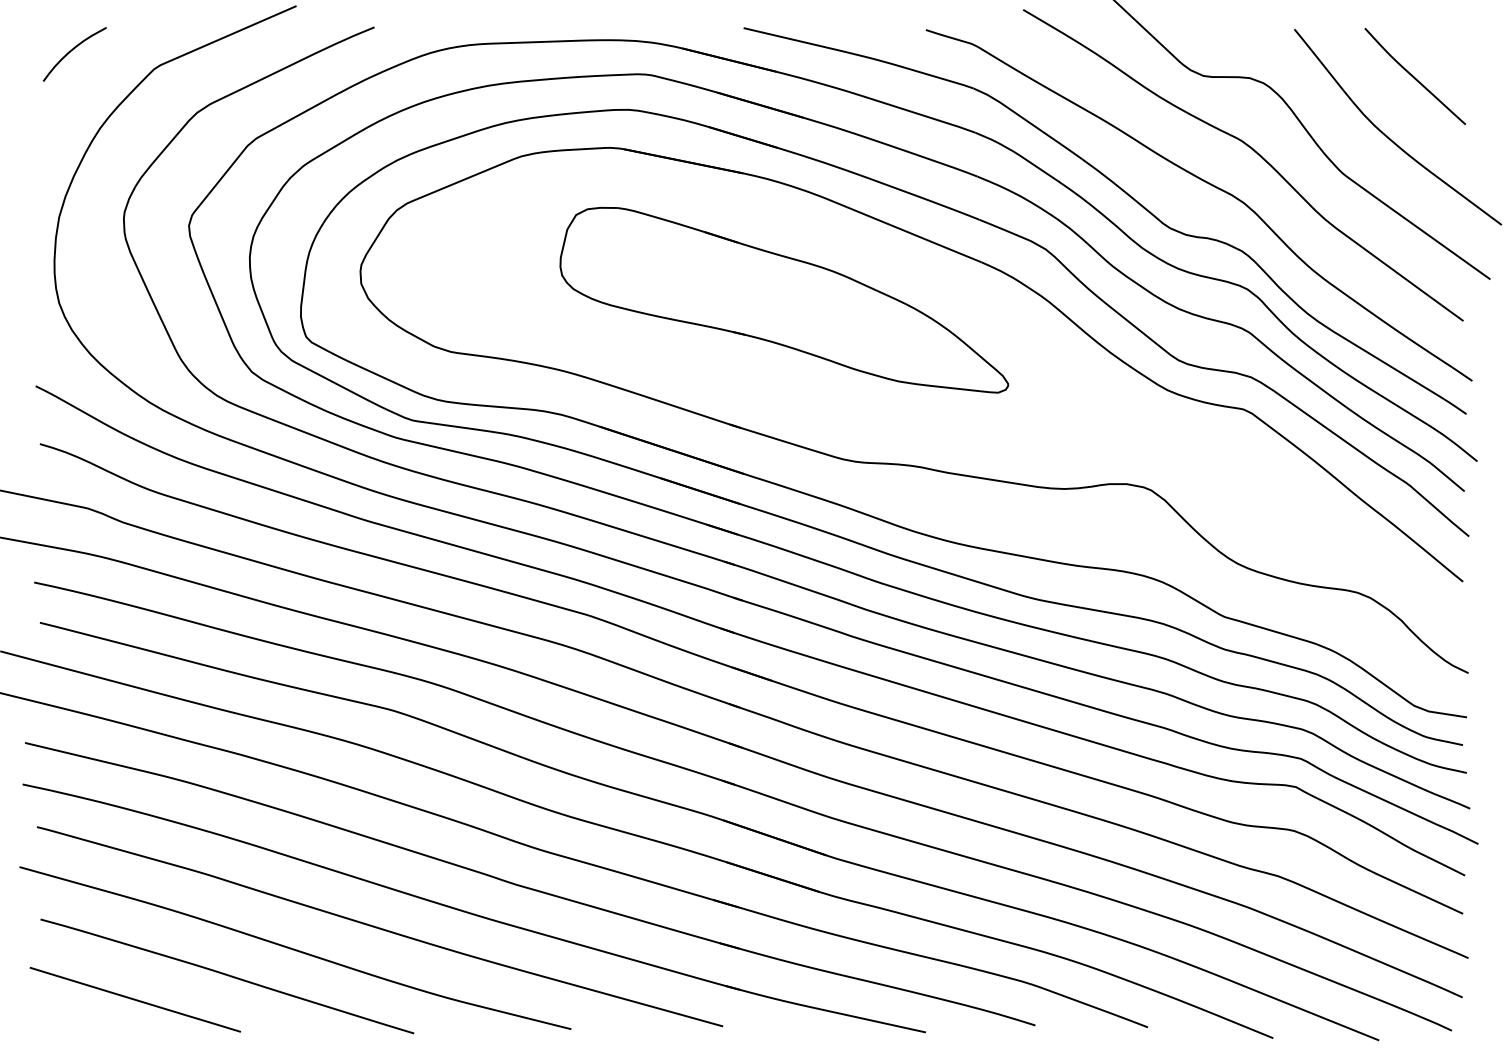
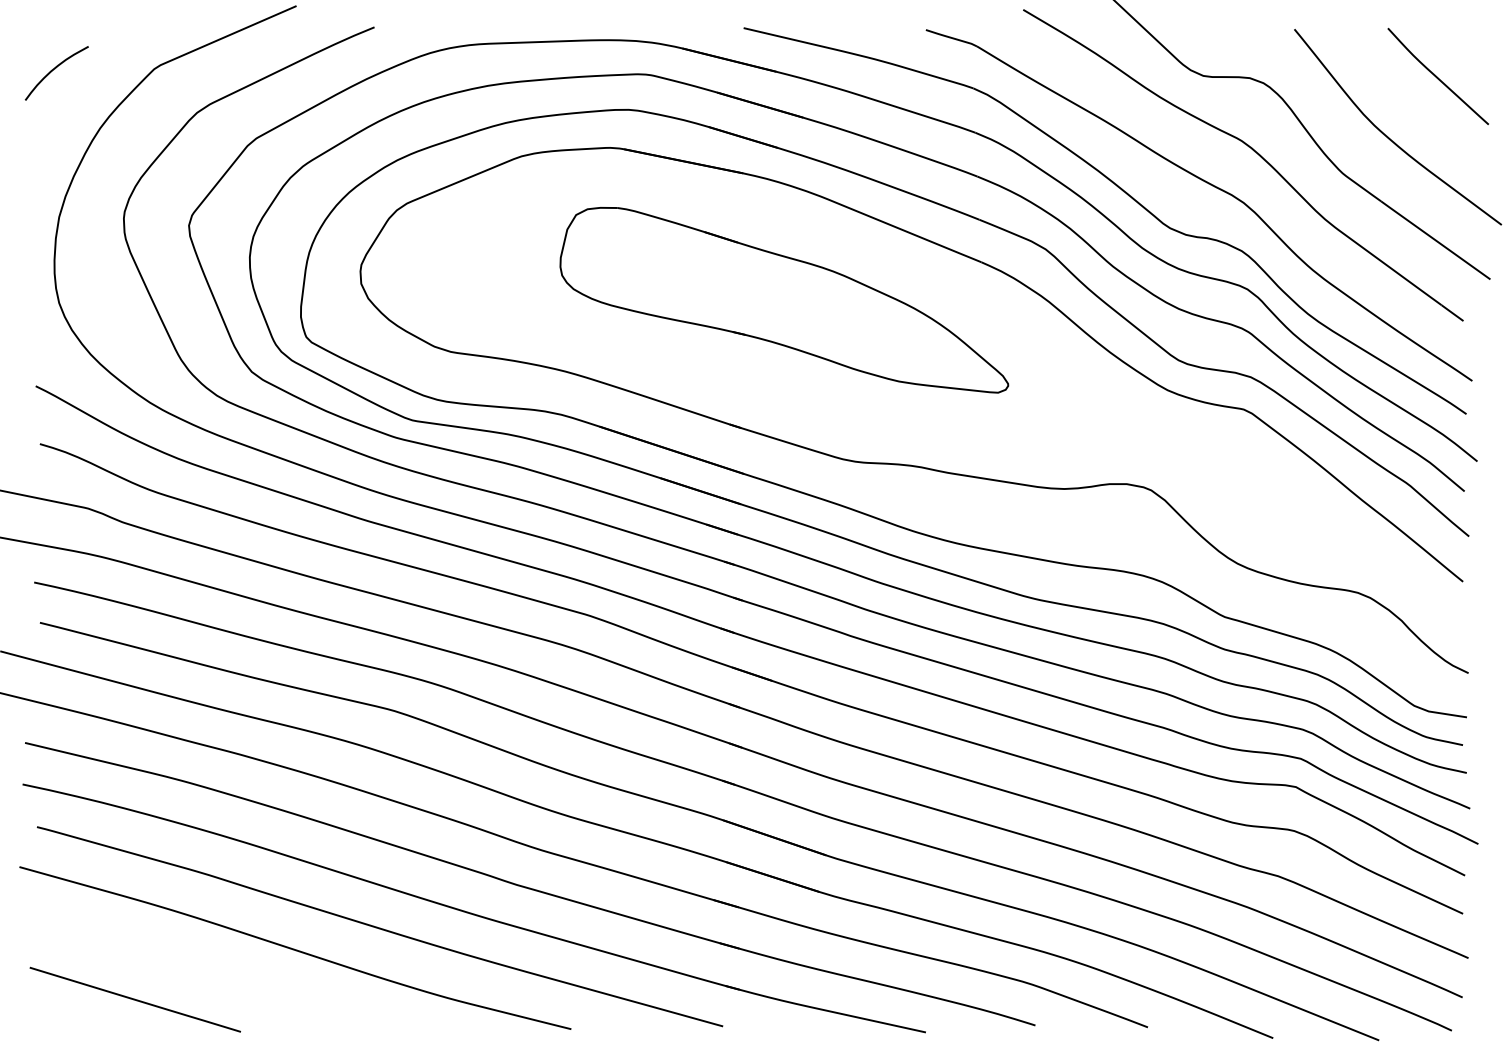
curve position: (73, 50) -> (55, 69) (55, 69)
curve position: (1414, 76) -> (1437, 76) (1437, 76)
curve: present -> none (227, 976)
